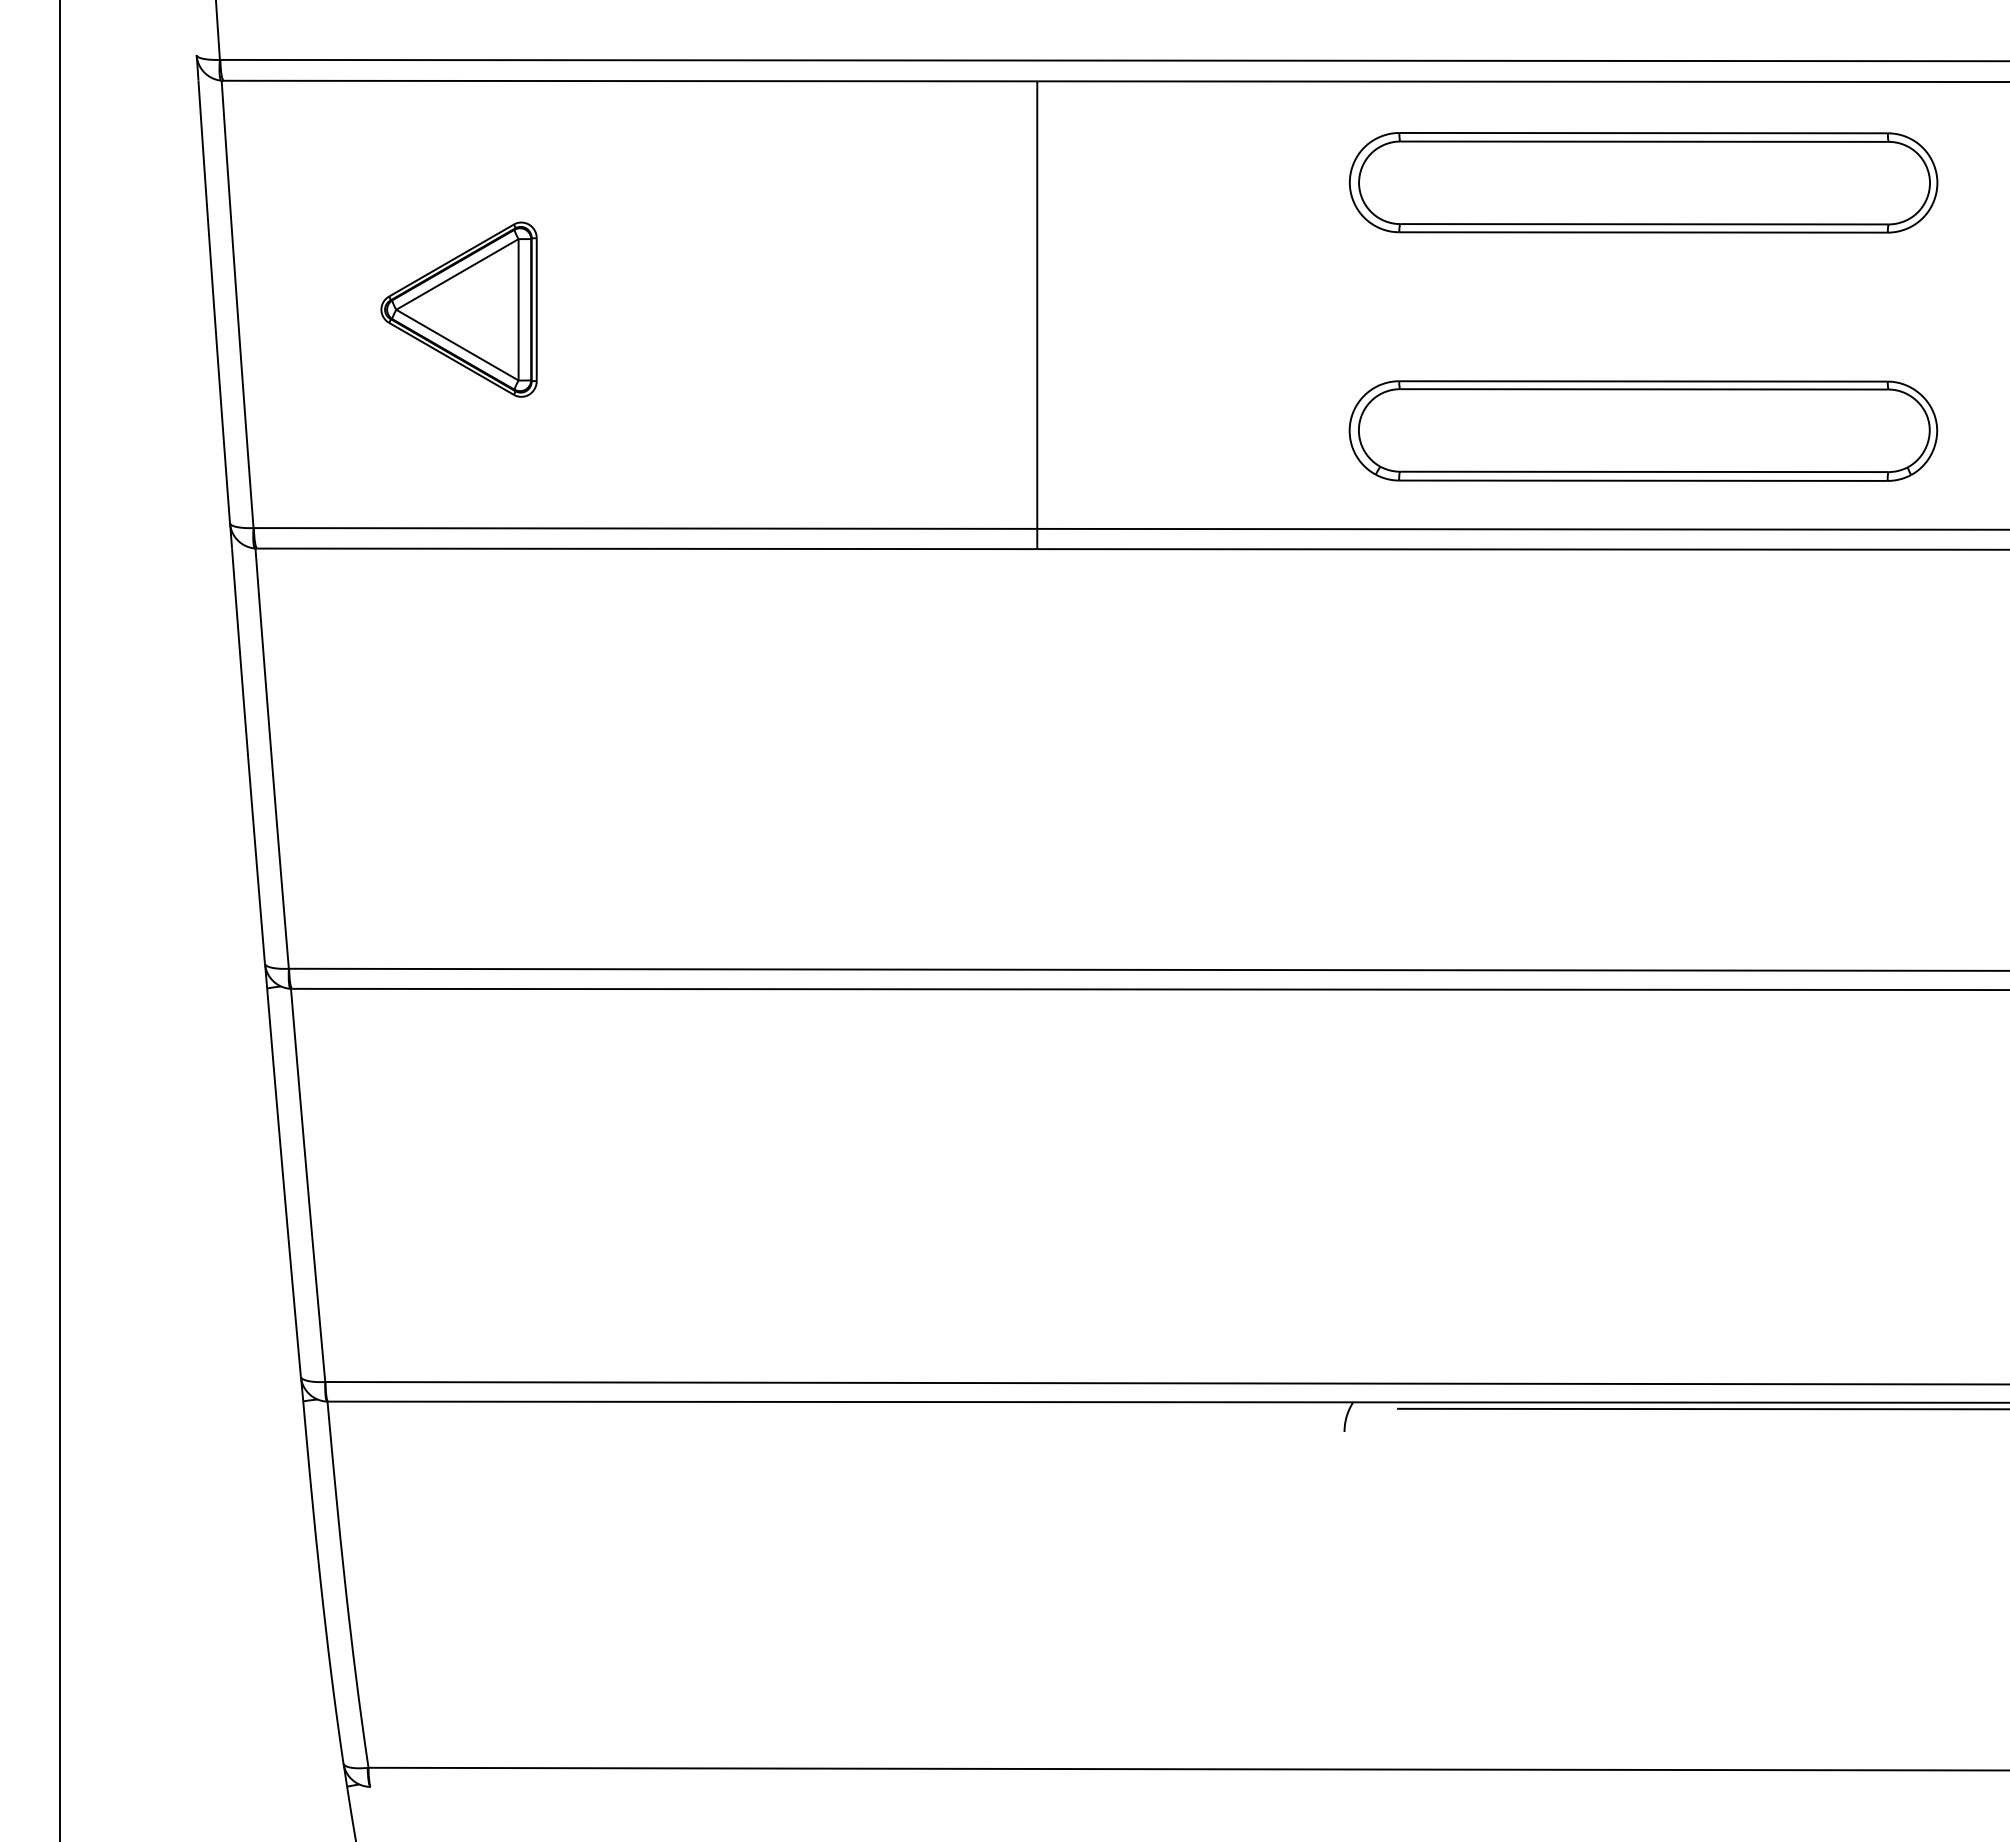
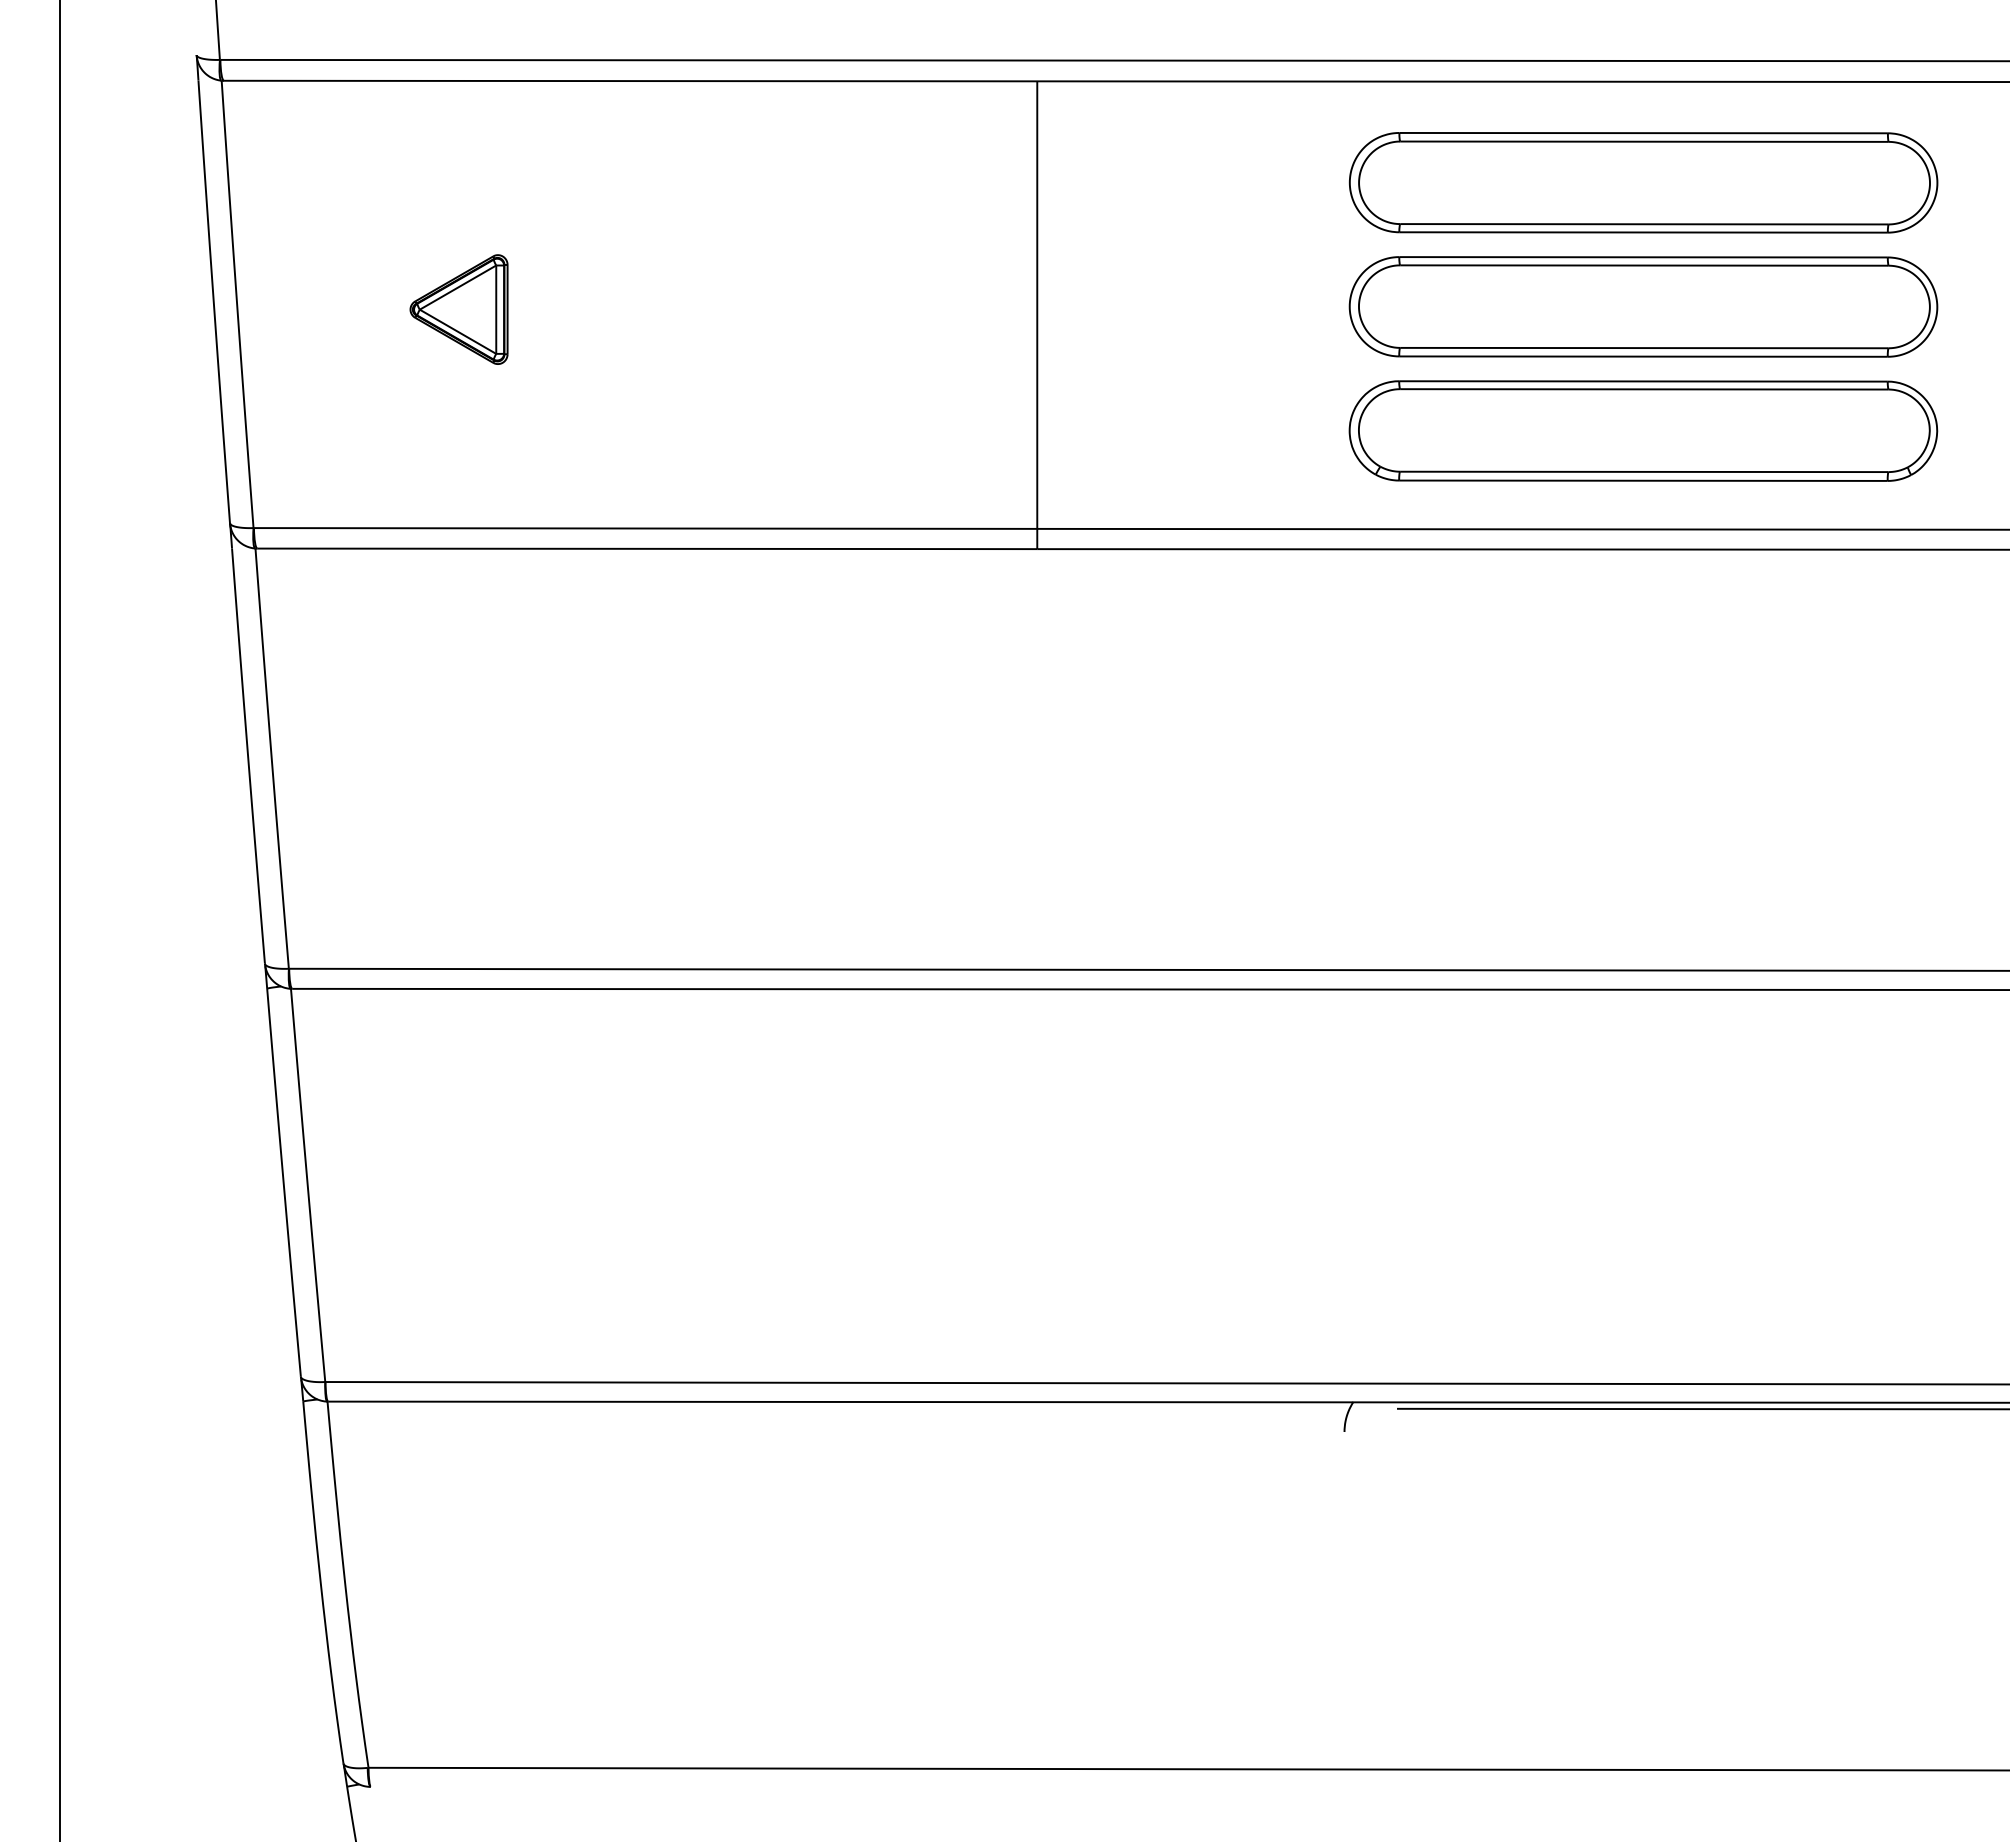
part: none -> present (1643, 306)
part size: 158x177 px -> 100x111 px (458, 309)
